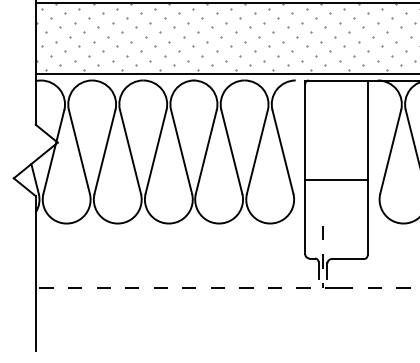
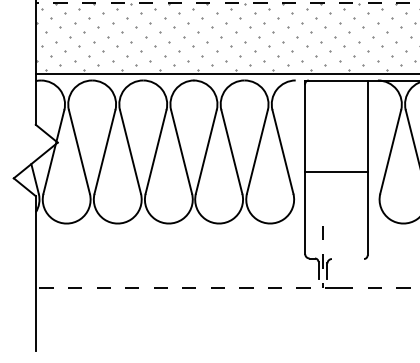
line: solid -> dashed (227, 3)
line position: (336, 179) -> (336, 171) (336, 171)
line: present -> none (347, 259)
